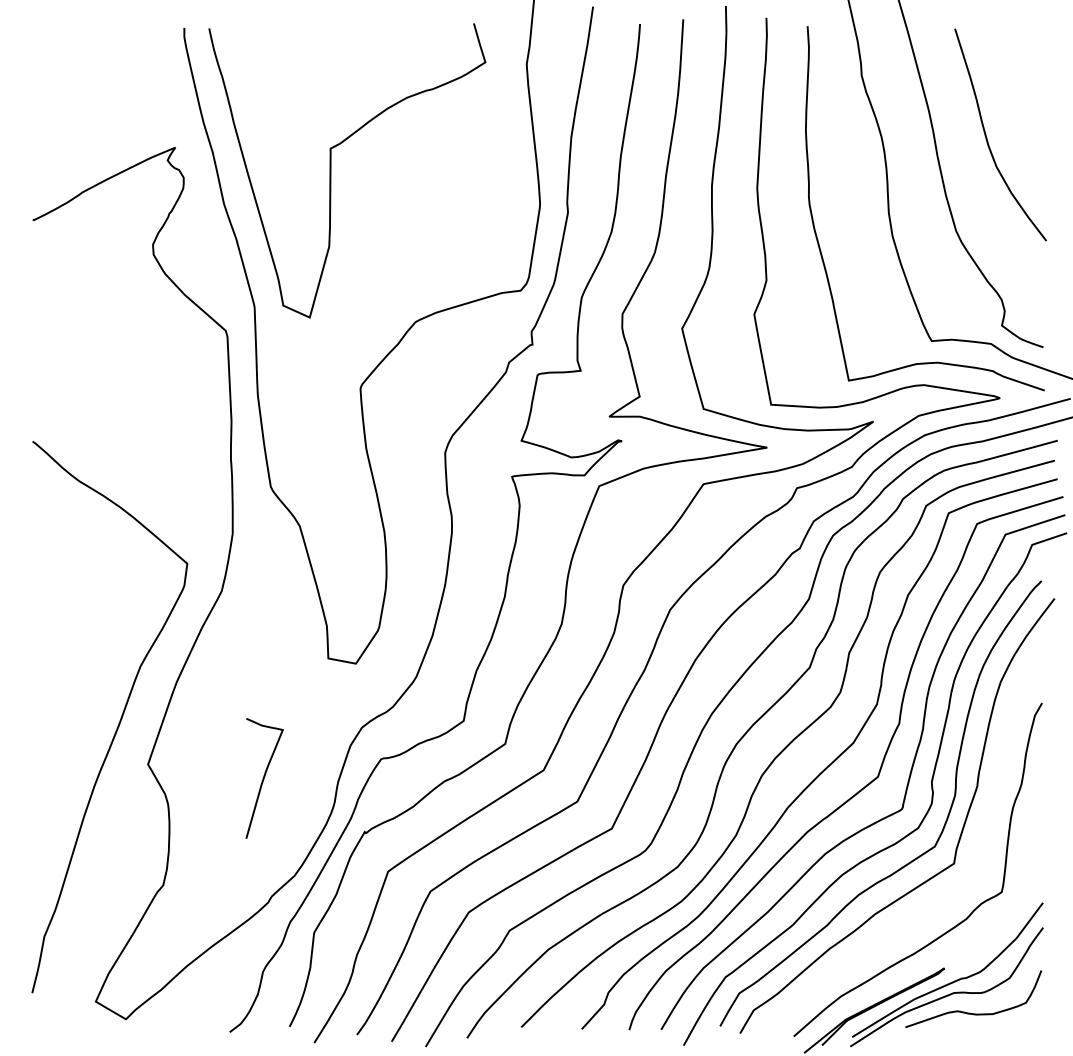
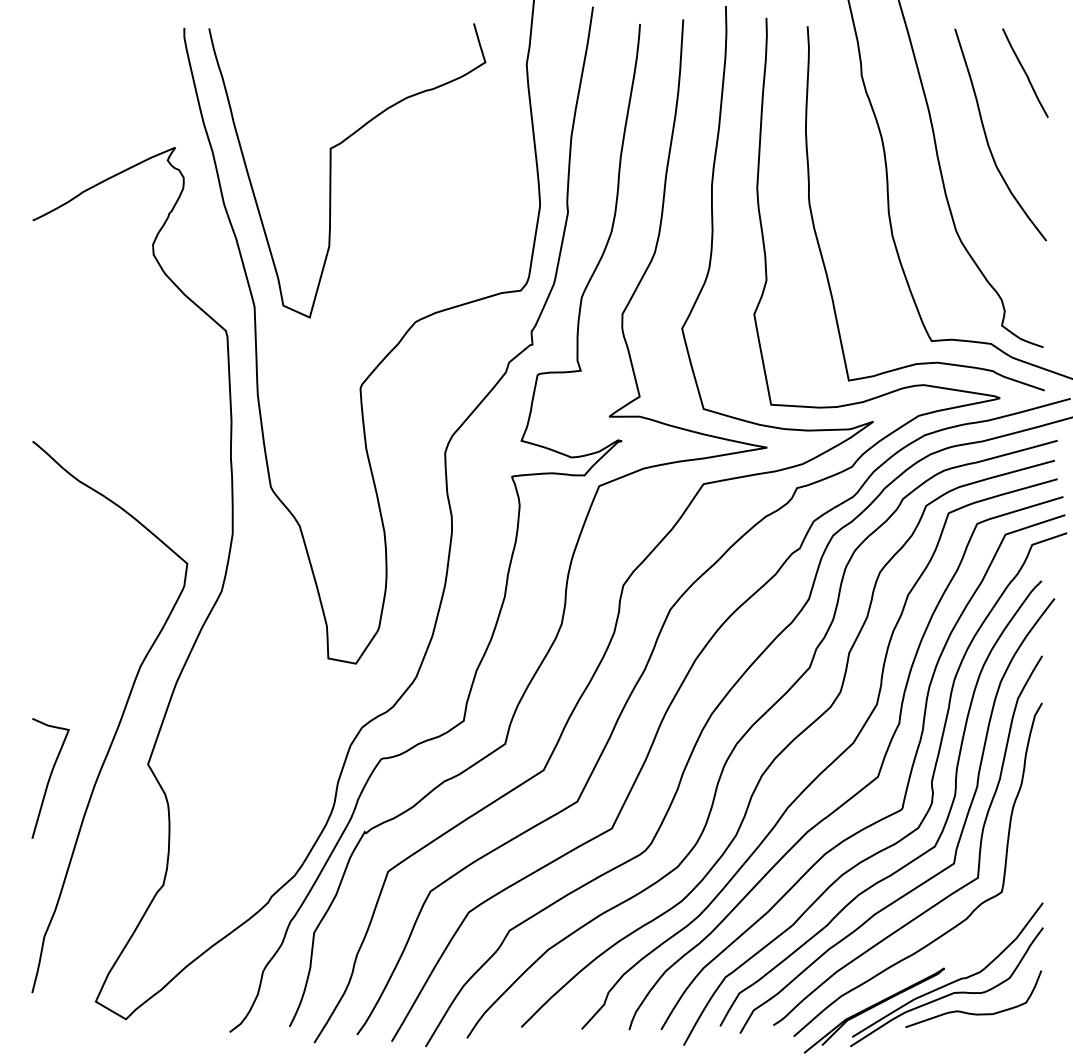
line: none -> present (1025, 72)
curve position: (264, 778) -> (50, 778) (50, 778)
curve: none -> present (944, 897)
